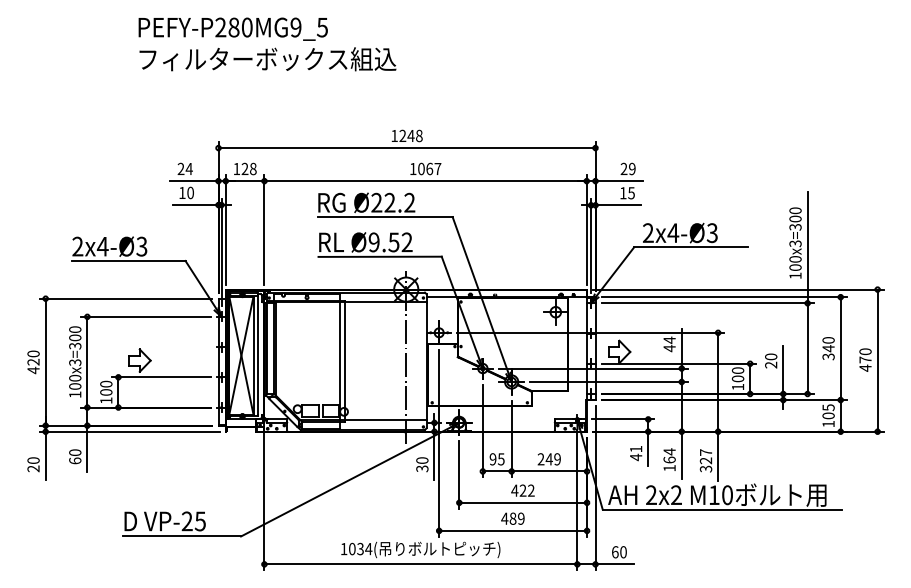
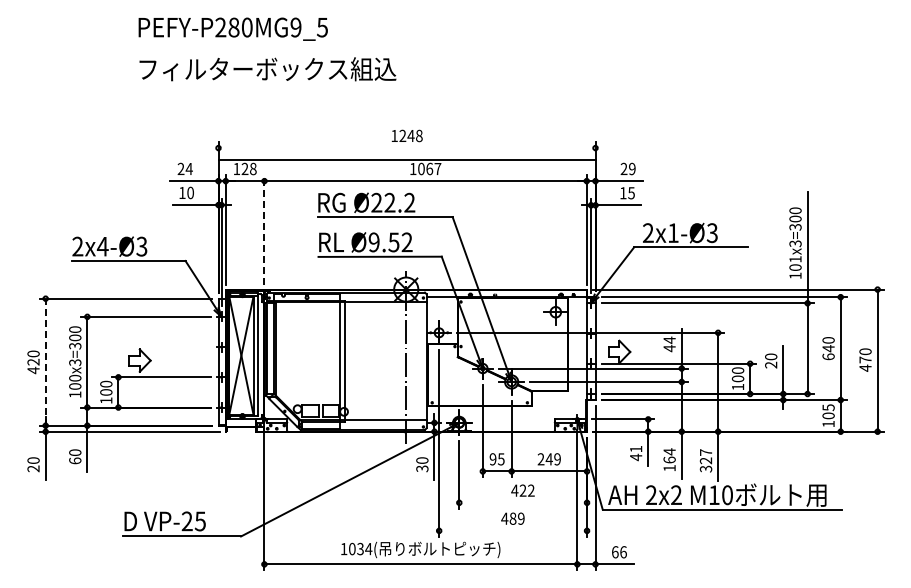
text position: (267, 59) -> (267, 69) (267, 69)
line position: (406, 148) -> (406, 160) (406, 160)
line: solid -> dashed (264, 229)
text: 2x4-Ø3 -> 2x1-Ø3 (673, 232)
text: 100x3=300 -> 101x3=300 (795, 259)
text: 340 -> 640 (828, 356)
line: solid -> dashed (45, 361)
line: present -> none (523, 502)
line: present -> none (513, 530)
text: 60 -> 66 (623, 552)
